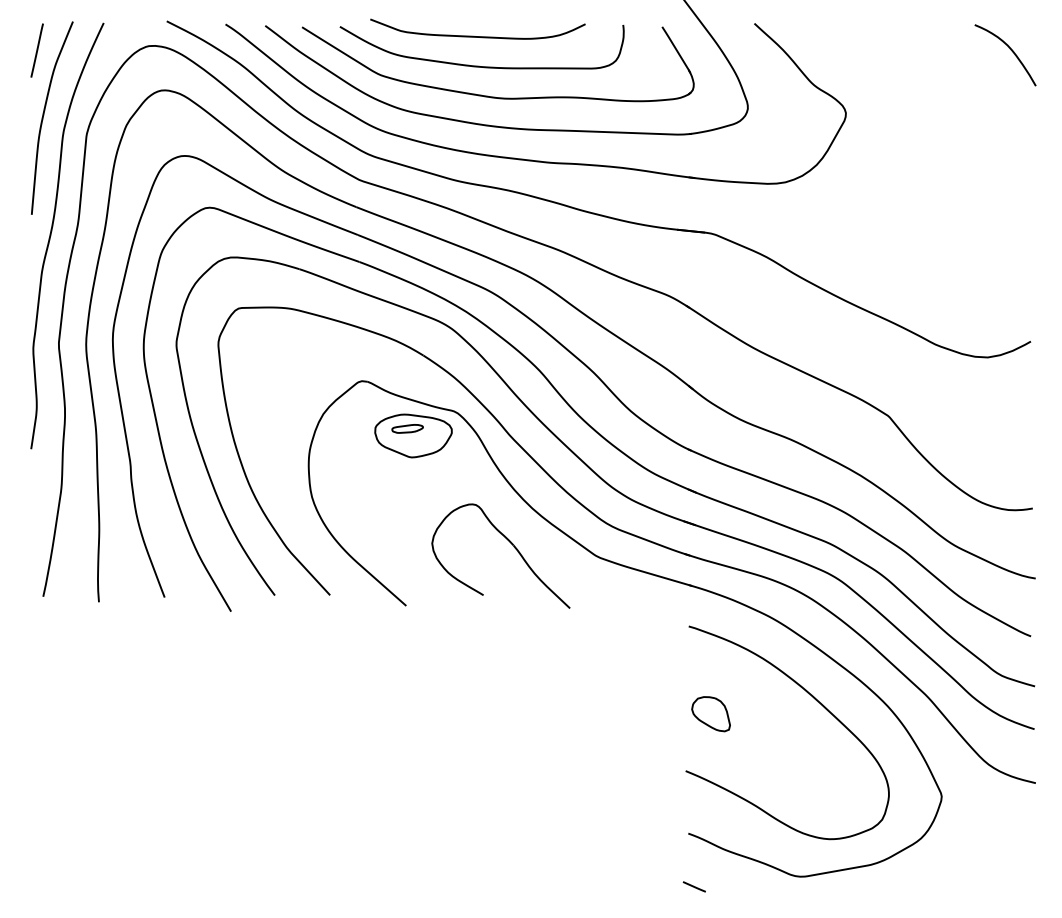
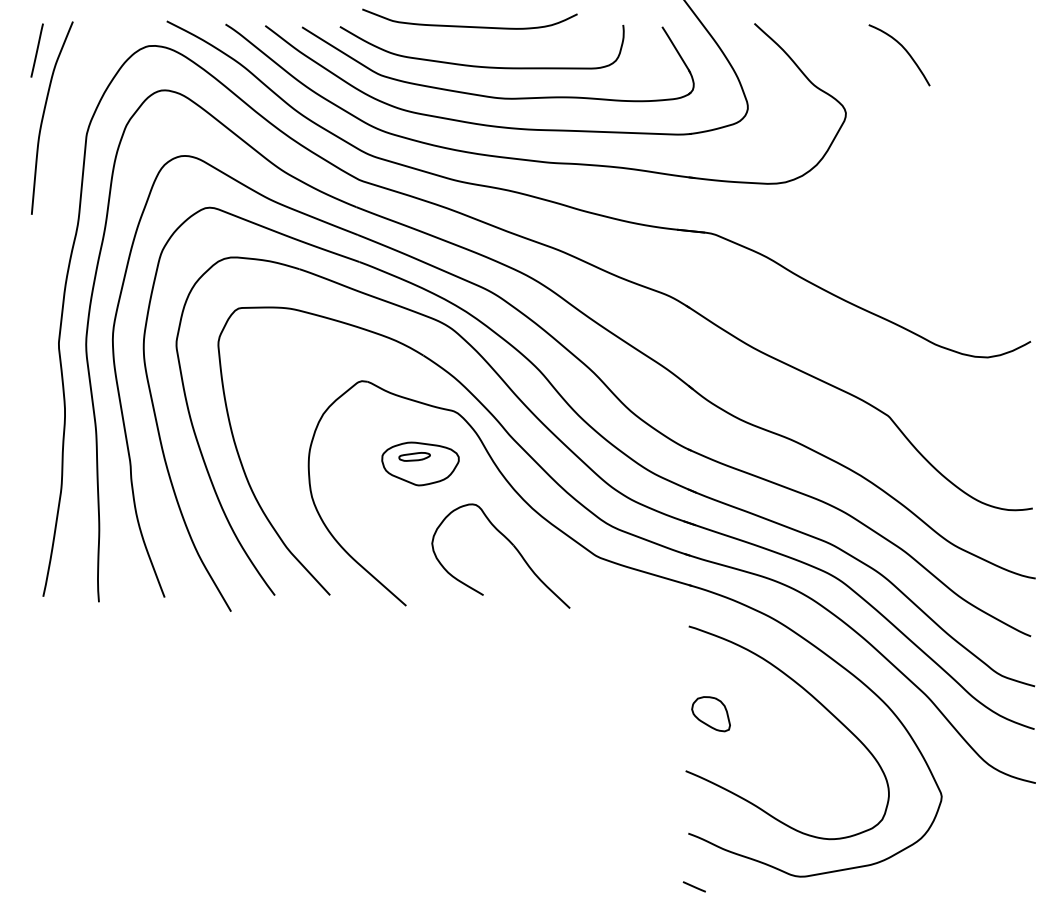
curve position: (477, 36) -> (469, 26) (469, 26)
curve position: (1010, 50) -> (904, 50) (904, 50)
curve: present -> none (52, 231)
part position: (413, 435) -> (420, 463) (420, 463)
